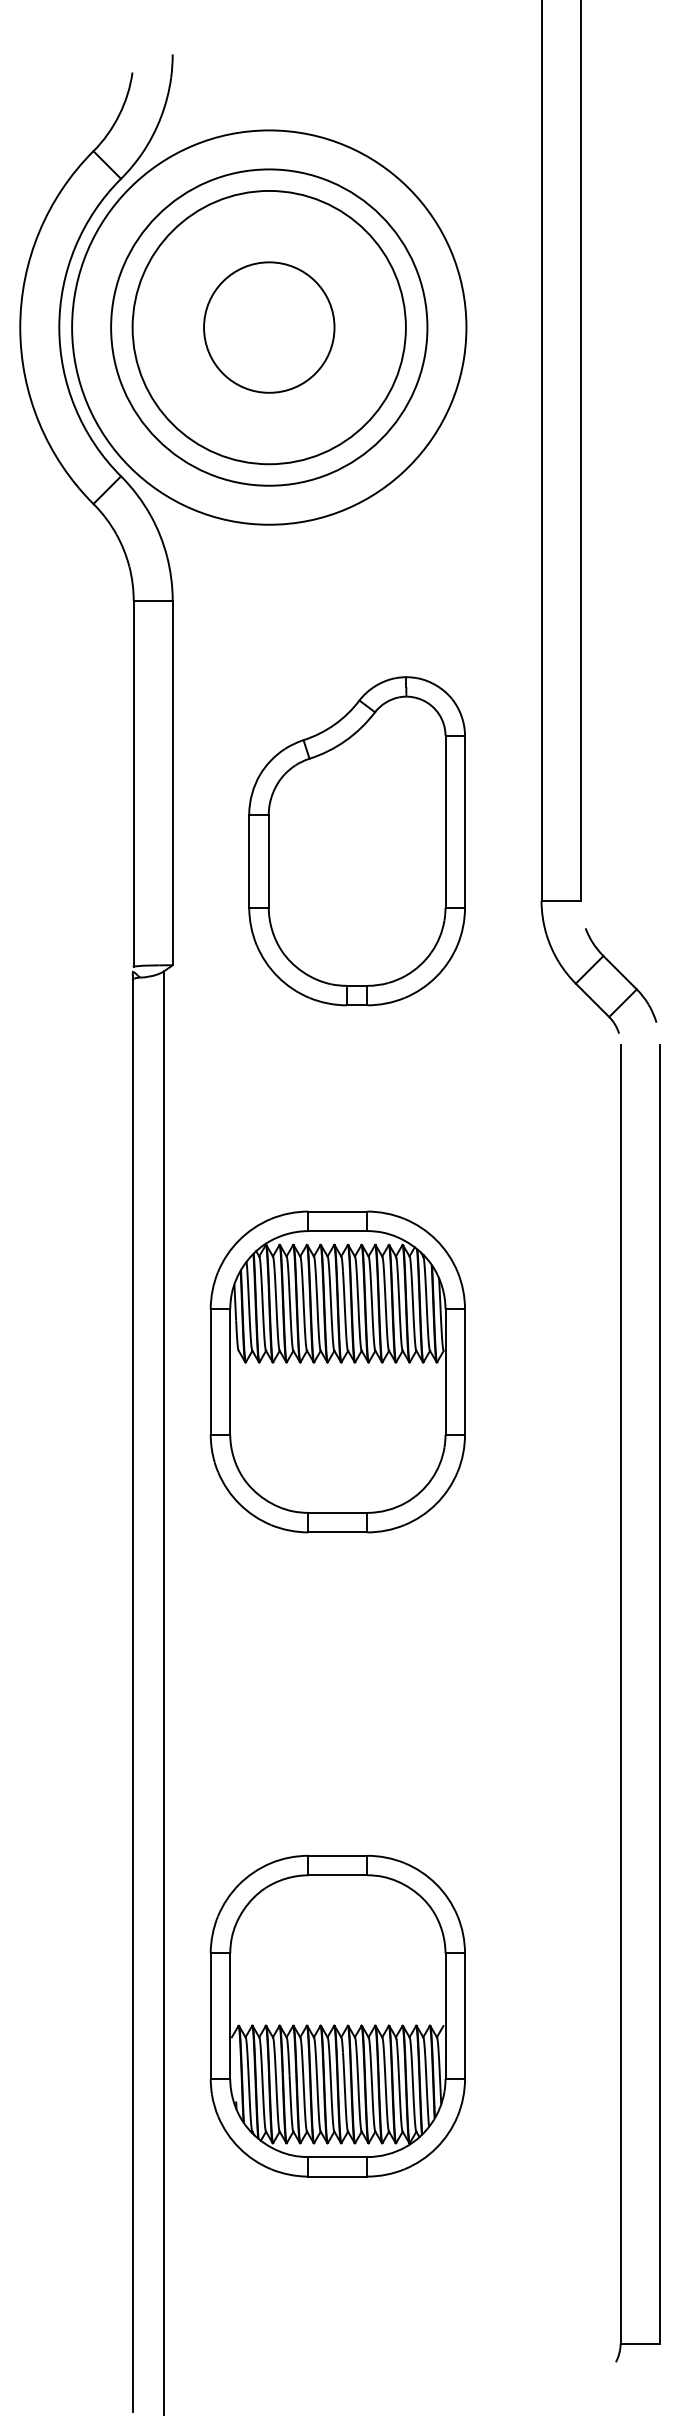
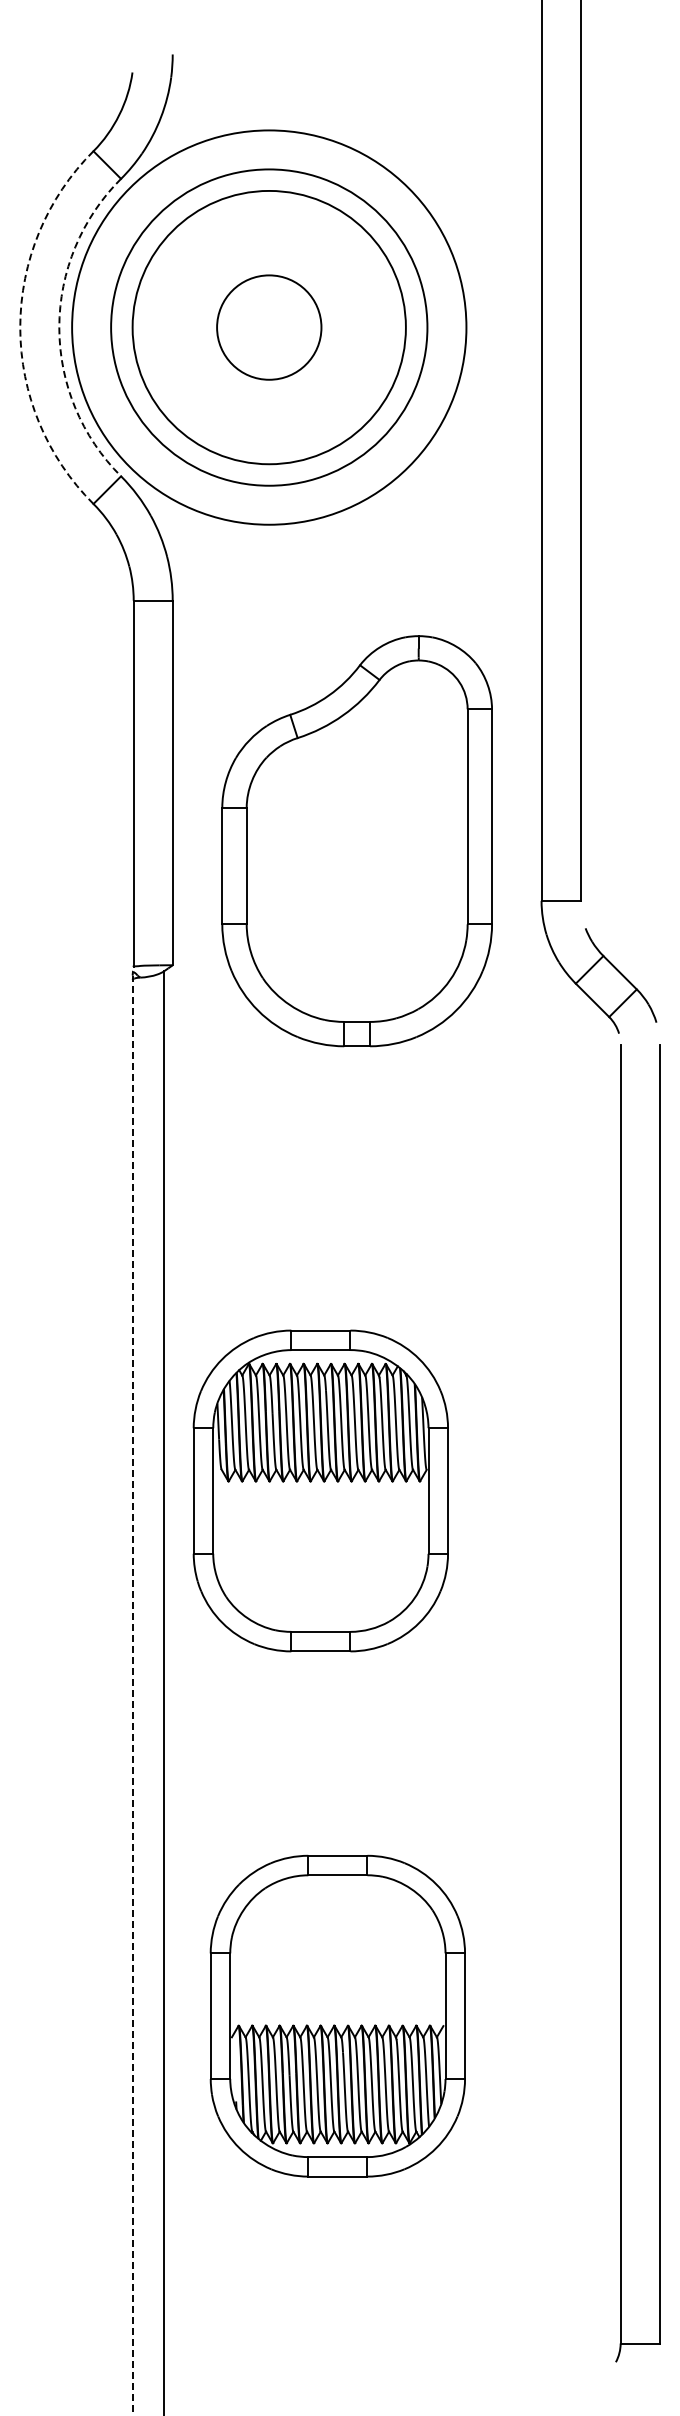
arc: solid -> dashed (20, 327)
arc: solid -> dashed (59, 327)
circle diameter: 130 px -> 104 px (269, 327)
part size: 218x331 px -> 272x413 px (356, 841)
part position: (337, 1371) -> (320, 1490) (320, 1490)
line: solid -> dashed (132, 1693)
